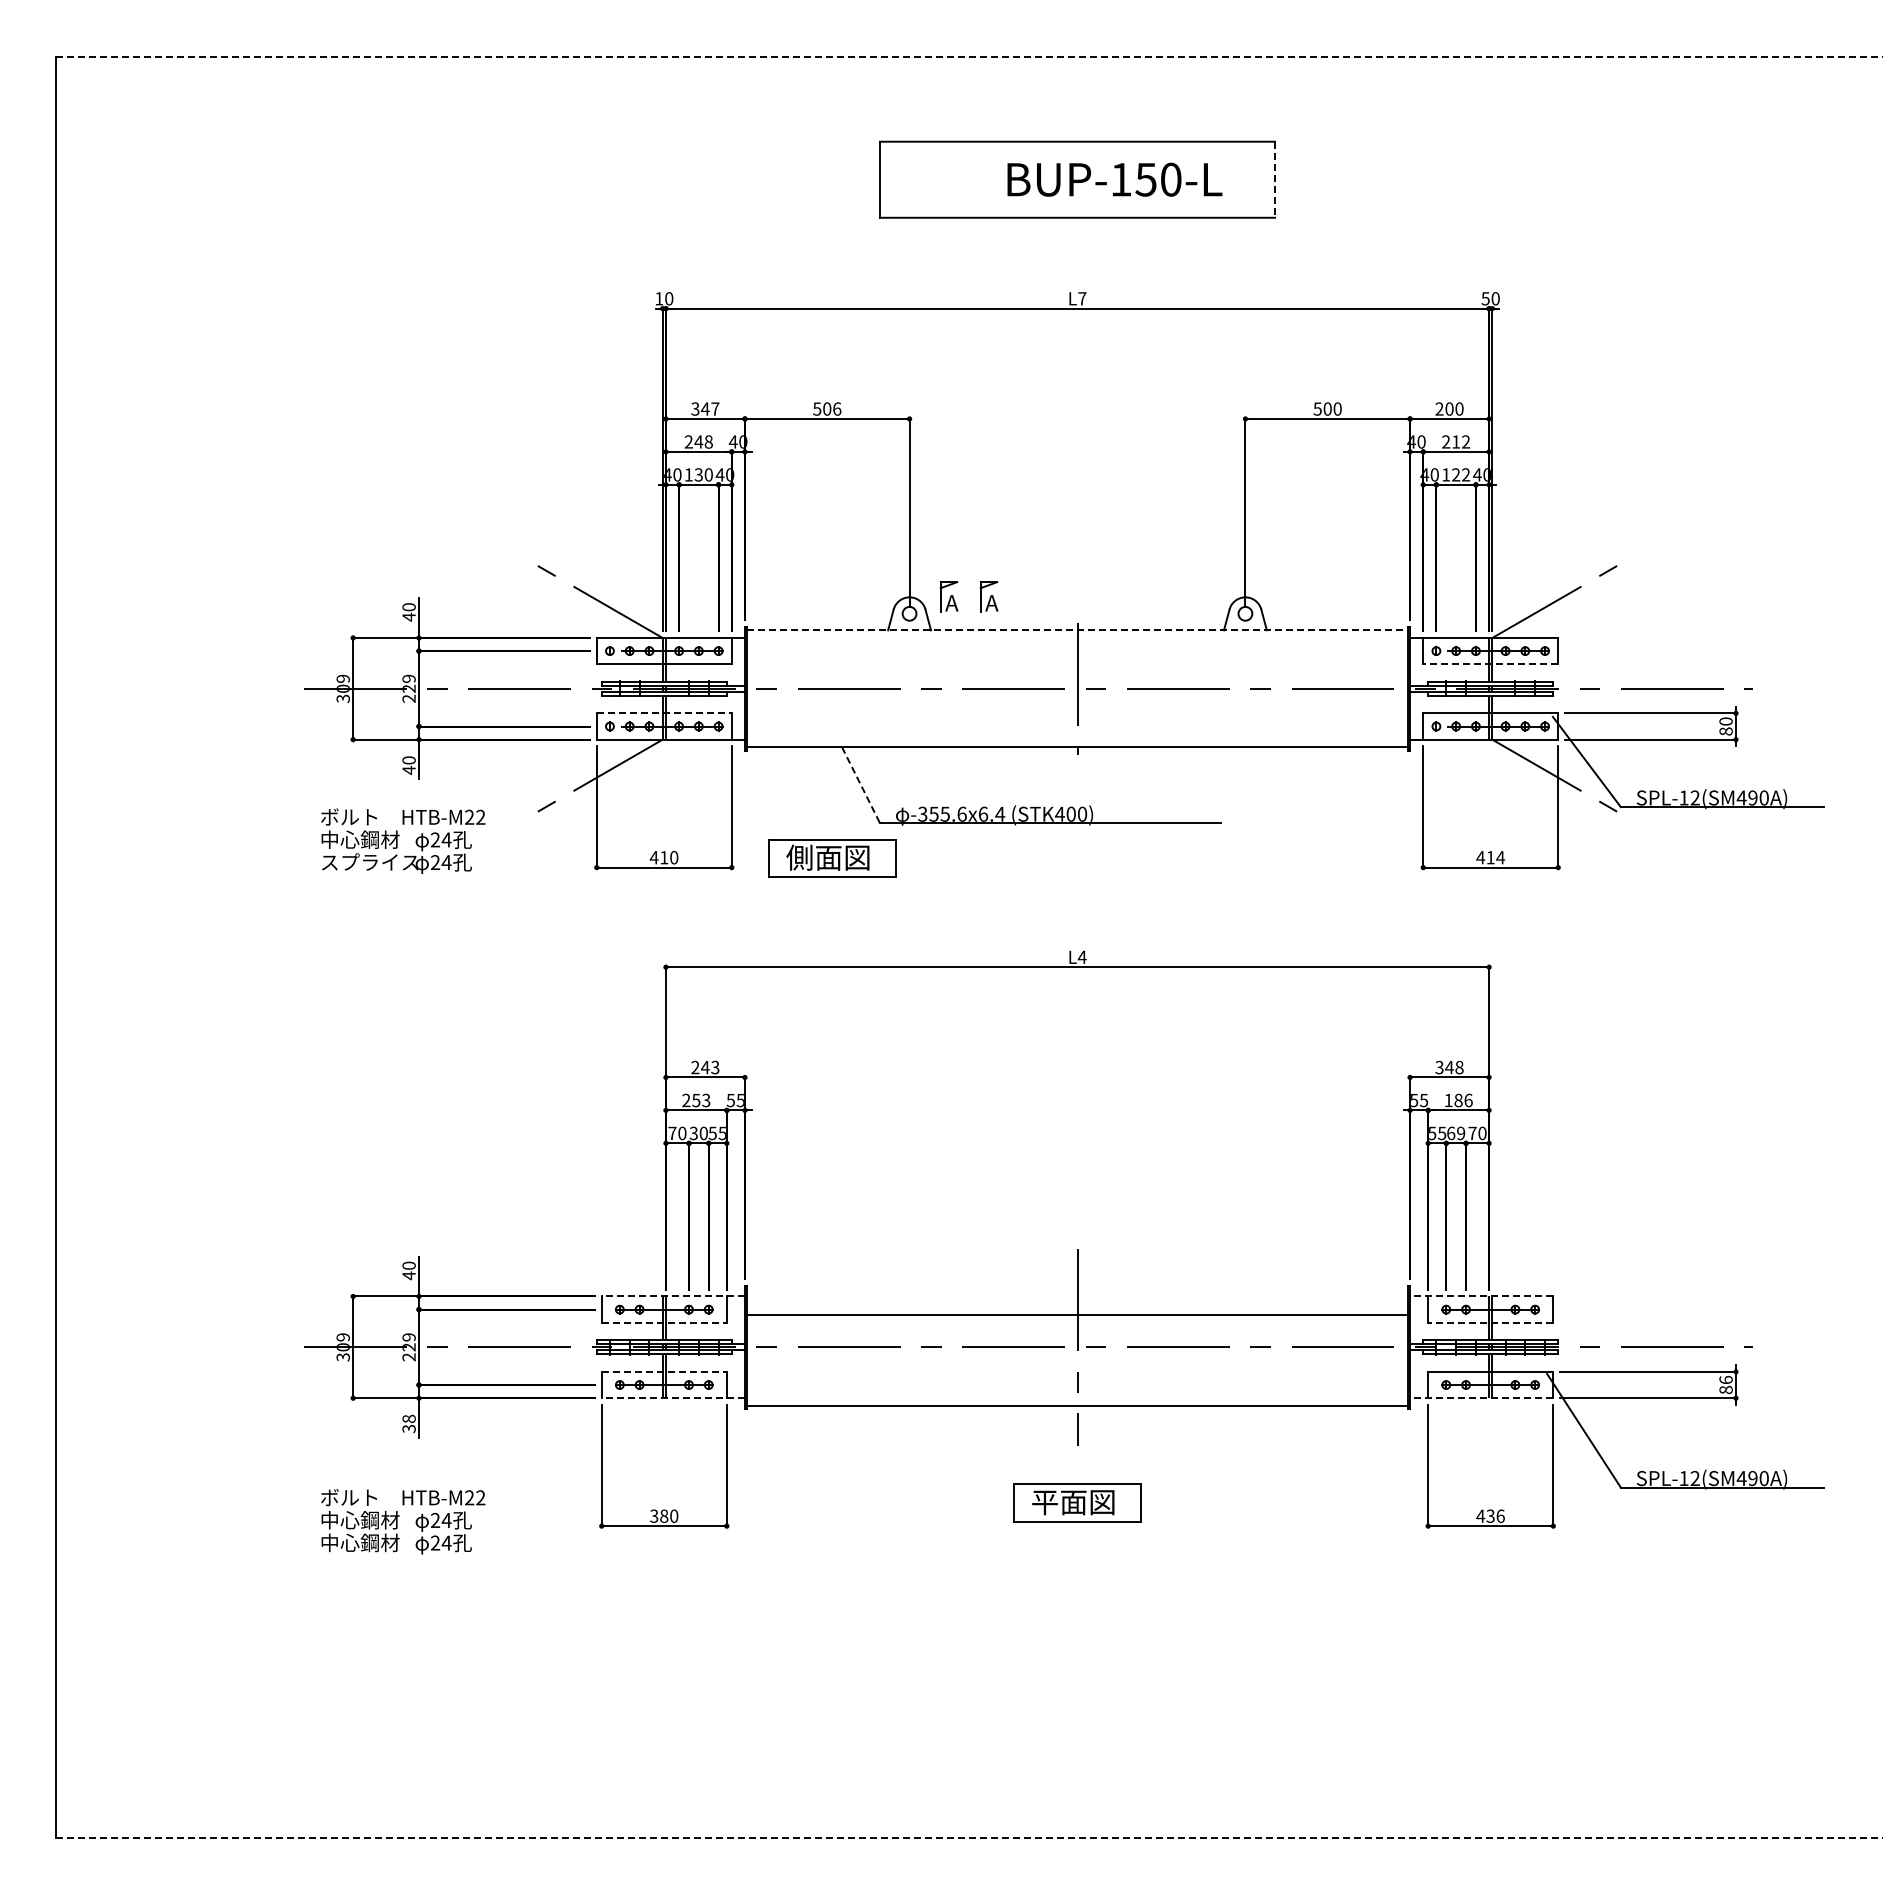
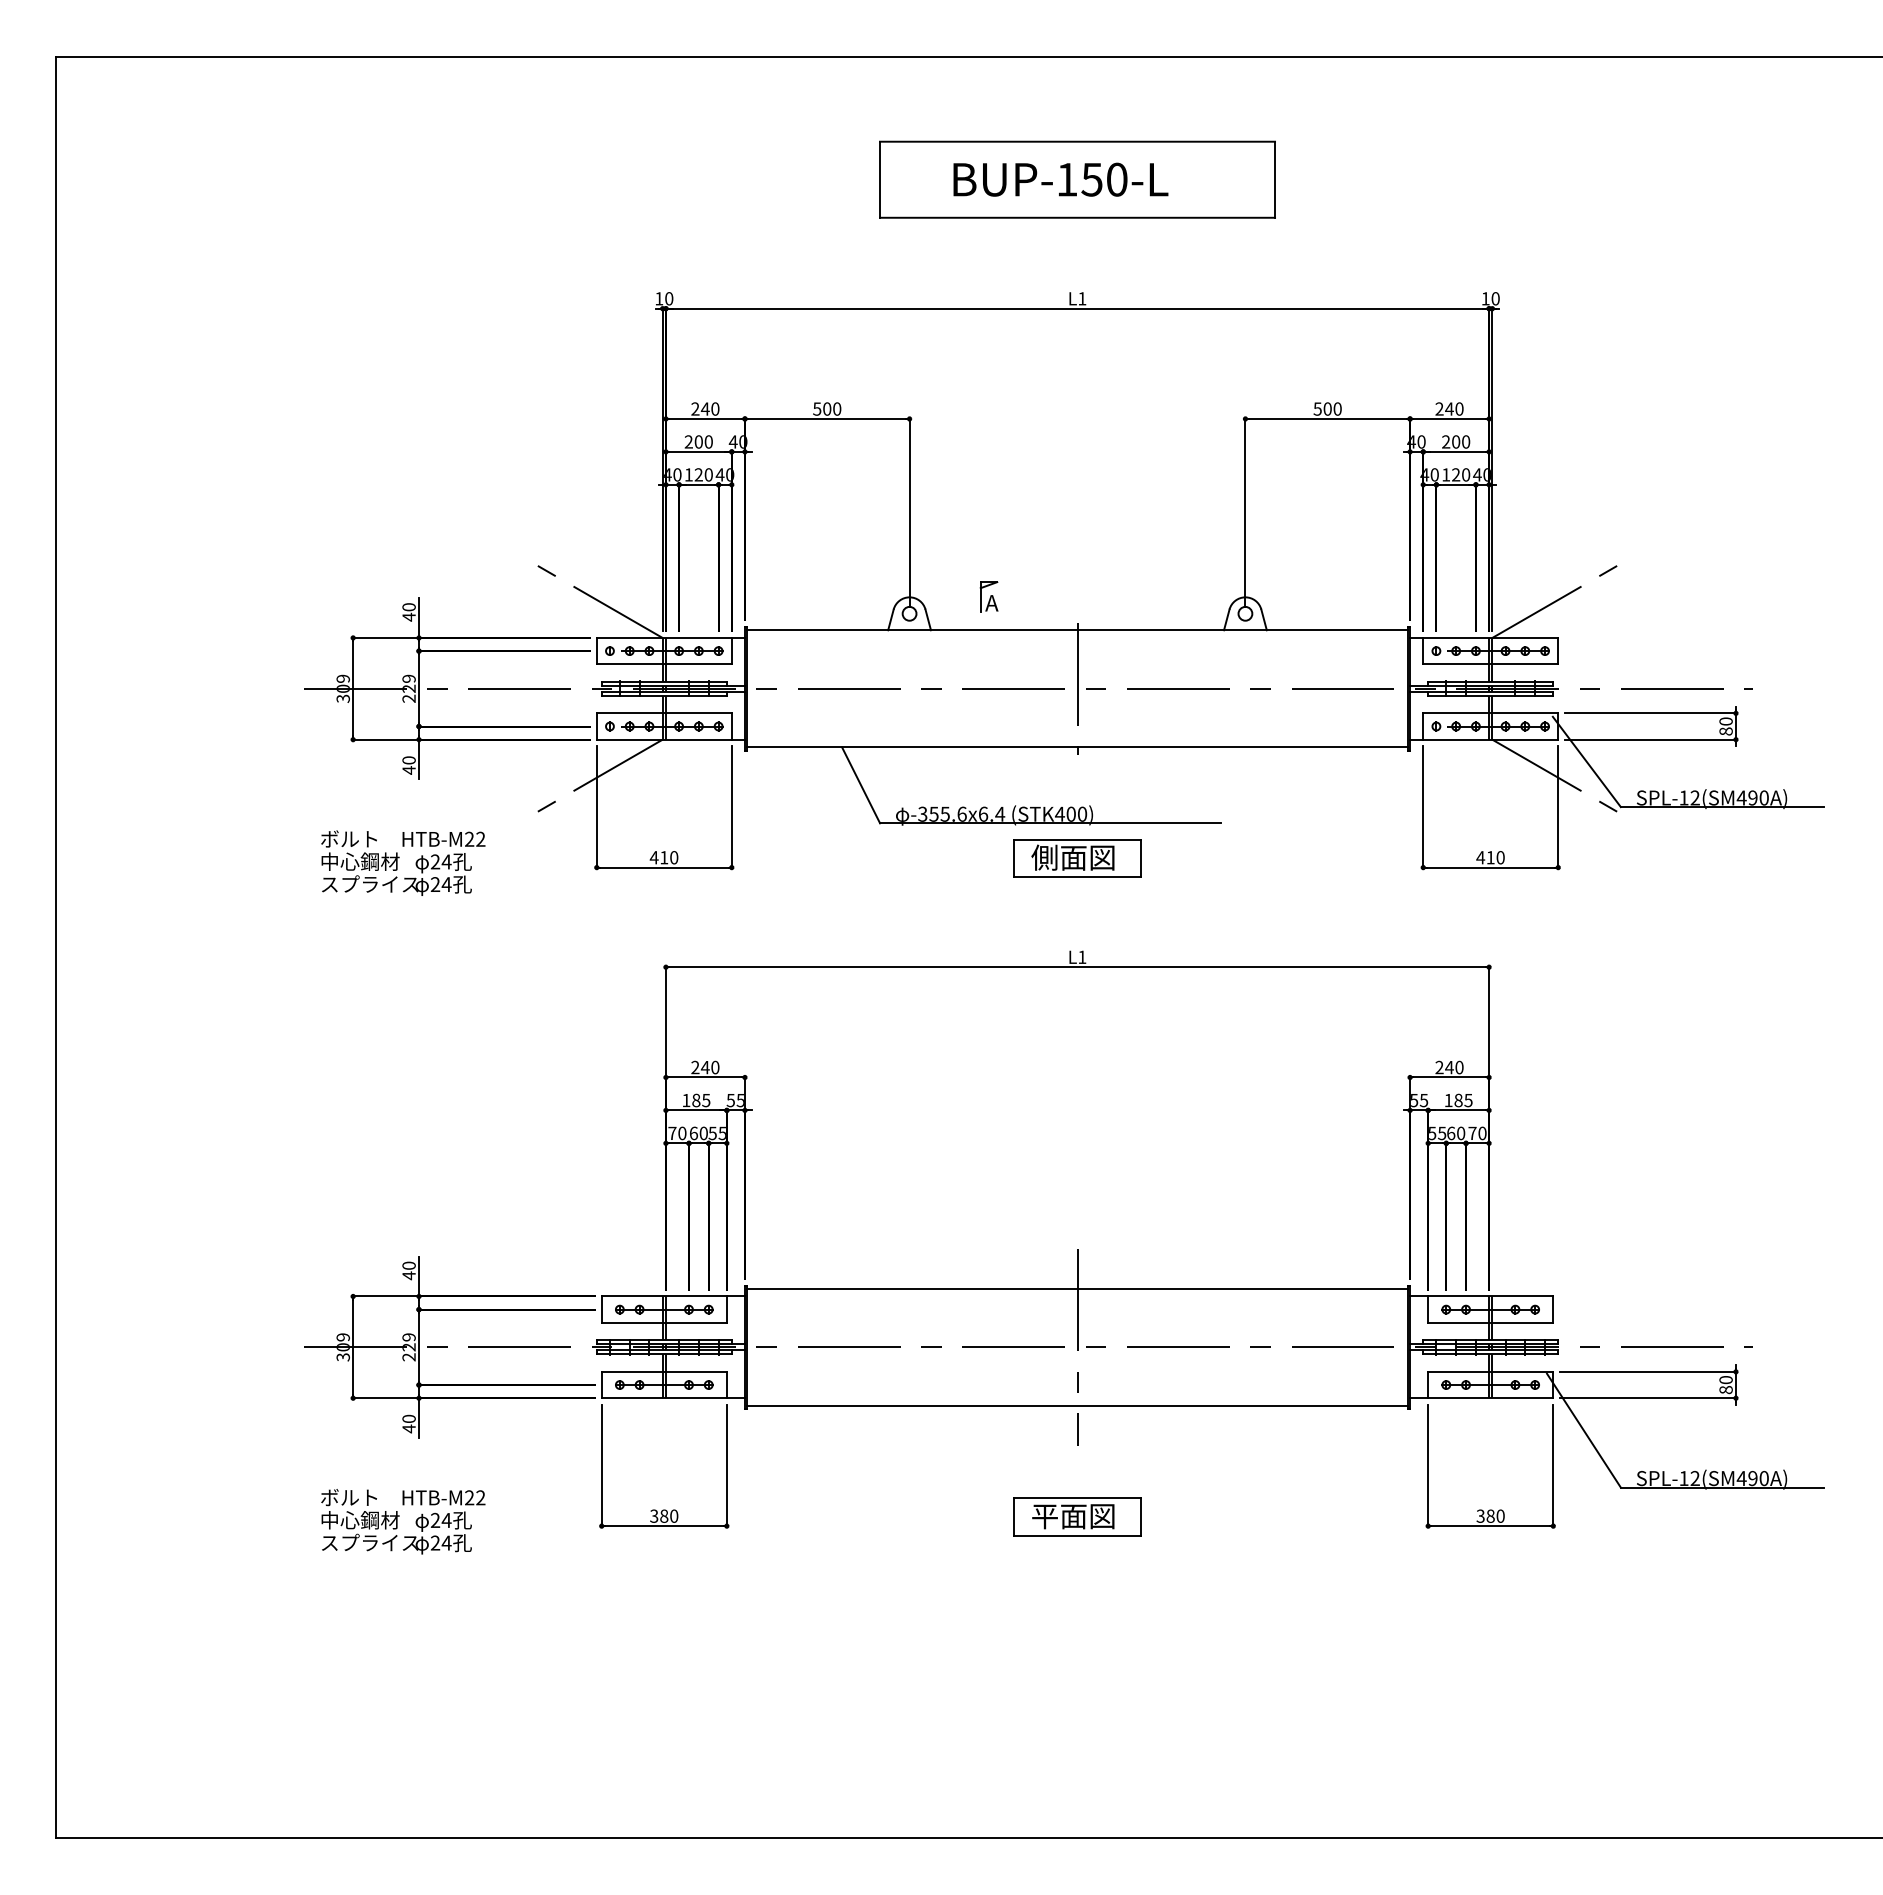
line: dashed -> solid (970, 56)
text position: (1114, 179) -> (1060, 179) (1060, 179)
line: dashed -> solid (1275, 180)
text: L7 -> L1 (1082, 298)
text: 50 -> 10 (1485, 298)
text: 347 -> 240 (705, 408)
text: 506 -> 500 (837, 408)
text: 200 -> 240 (1449, 408)
text: 248 -> 200 (703, 441)
text: 212 -> 200 (1461, 441)
text: 130 -> 120 (698, 474)
text: 122 -> 120 (1466, 474)
part: present -> none (948, 596)
line: dashed -> solid (1077, 630)
line: dashed -> solid (1490, 664)
line: dashed -> solid (664, 713)
line: dashed -> solid (861, 785)
text position: (403, 840) -> (403, 862) (403, 862)
text: 414 -> 410 (1500, 857)
part position: (832, 858) -> (1077, 858) (1077, 858)
text: L4 -> L1 (1081, 956)
text: 243 -> 240 (715, 1067)
text: 348 -> 240 (1449, 1067)
text: 253 -> 185 (696, 1100)
text: 186 -> 185 (1468, 1100)
text: 30 -> 60 (693, 1133)
text: 69 -> 60 (1461, 1133)
line: dashed -> solid (673, 1296)
line: dashed -> solid (1481, 1296)
line position: (1077, 1314) -> (1077, 1288) (1077, 1288)
line: dashed -> solid (664, 1322)
line: dashed -> solid (1490, 1322)
line: dashed -> solid (664, 1371)
text: 86 -> 80 (1725, 1379)
line: dashed -> solid (673, 1398)
line: dashed -> solid (1481, 1398)
text: 38 -> 40 (408, 1423)
part position: (1077, 1502) -> (1077, 1516) (1077, 1516)
text: 436 -> 380 (1490, 1515)
text: 中心鋼材 -> スプライス (369, 1542)
line: dashed -> solid (970, 1838)
